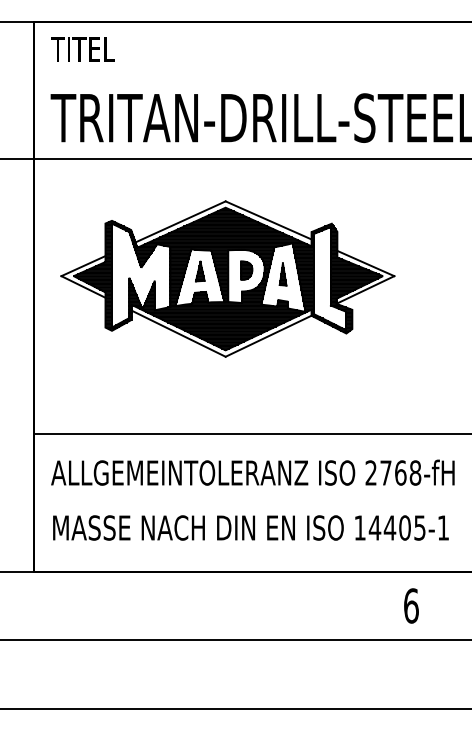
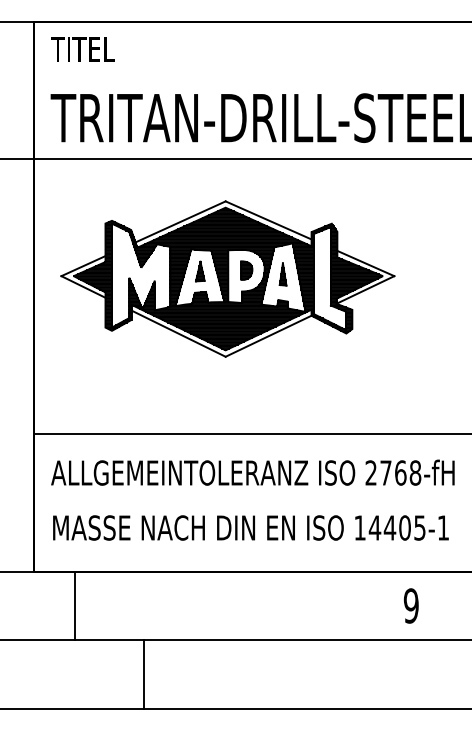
line: none -> present (75, 605)
text: 6 -> 9 (410, 605)
line: none -> present (143, 674)
